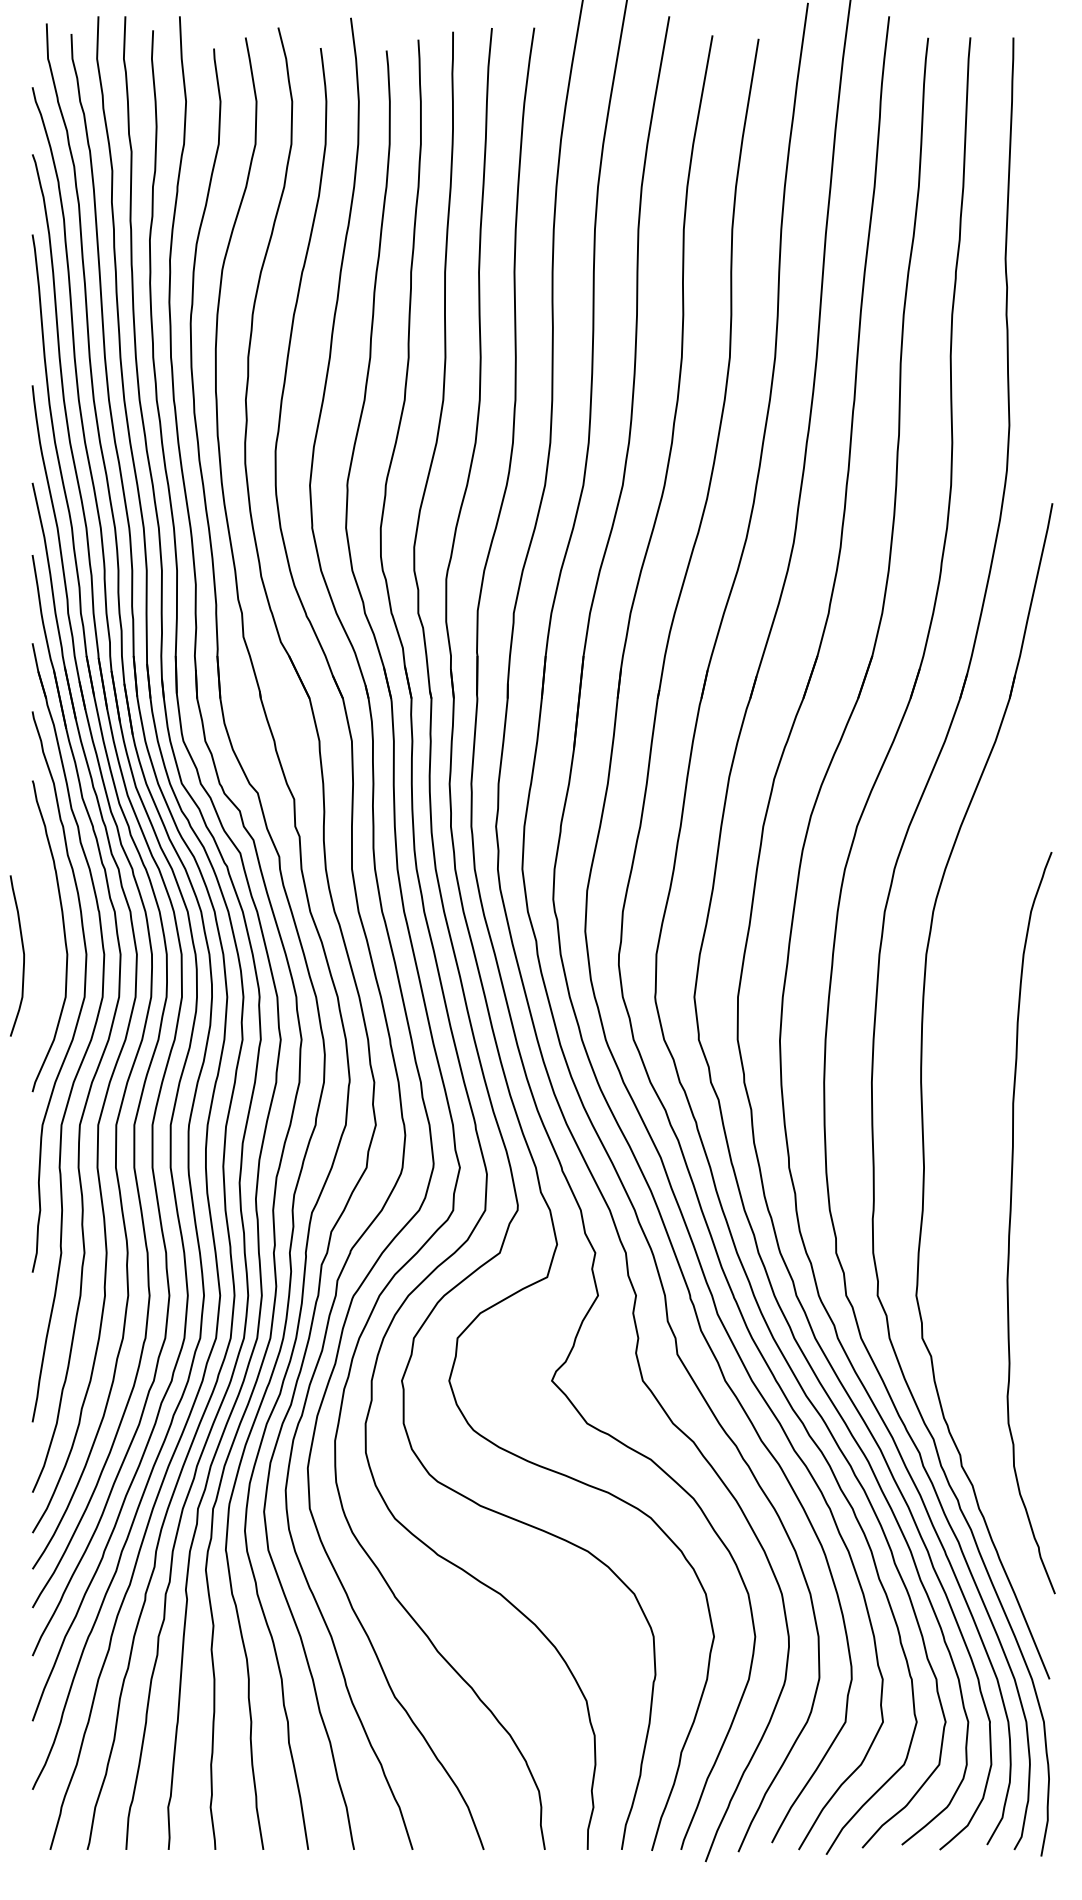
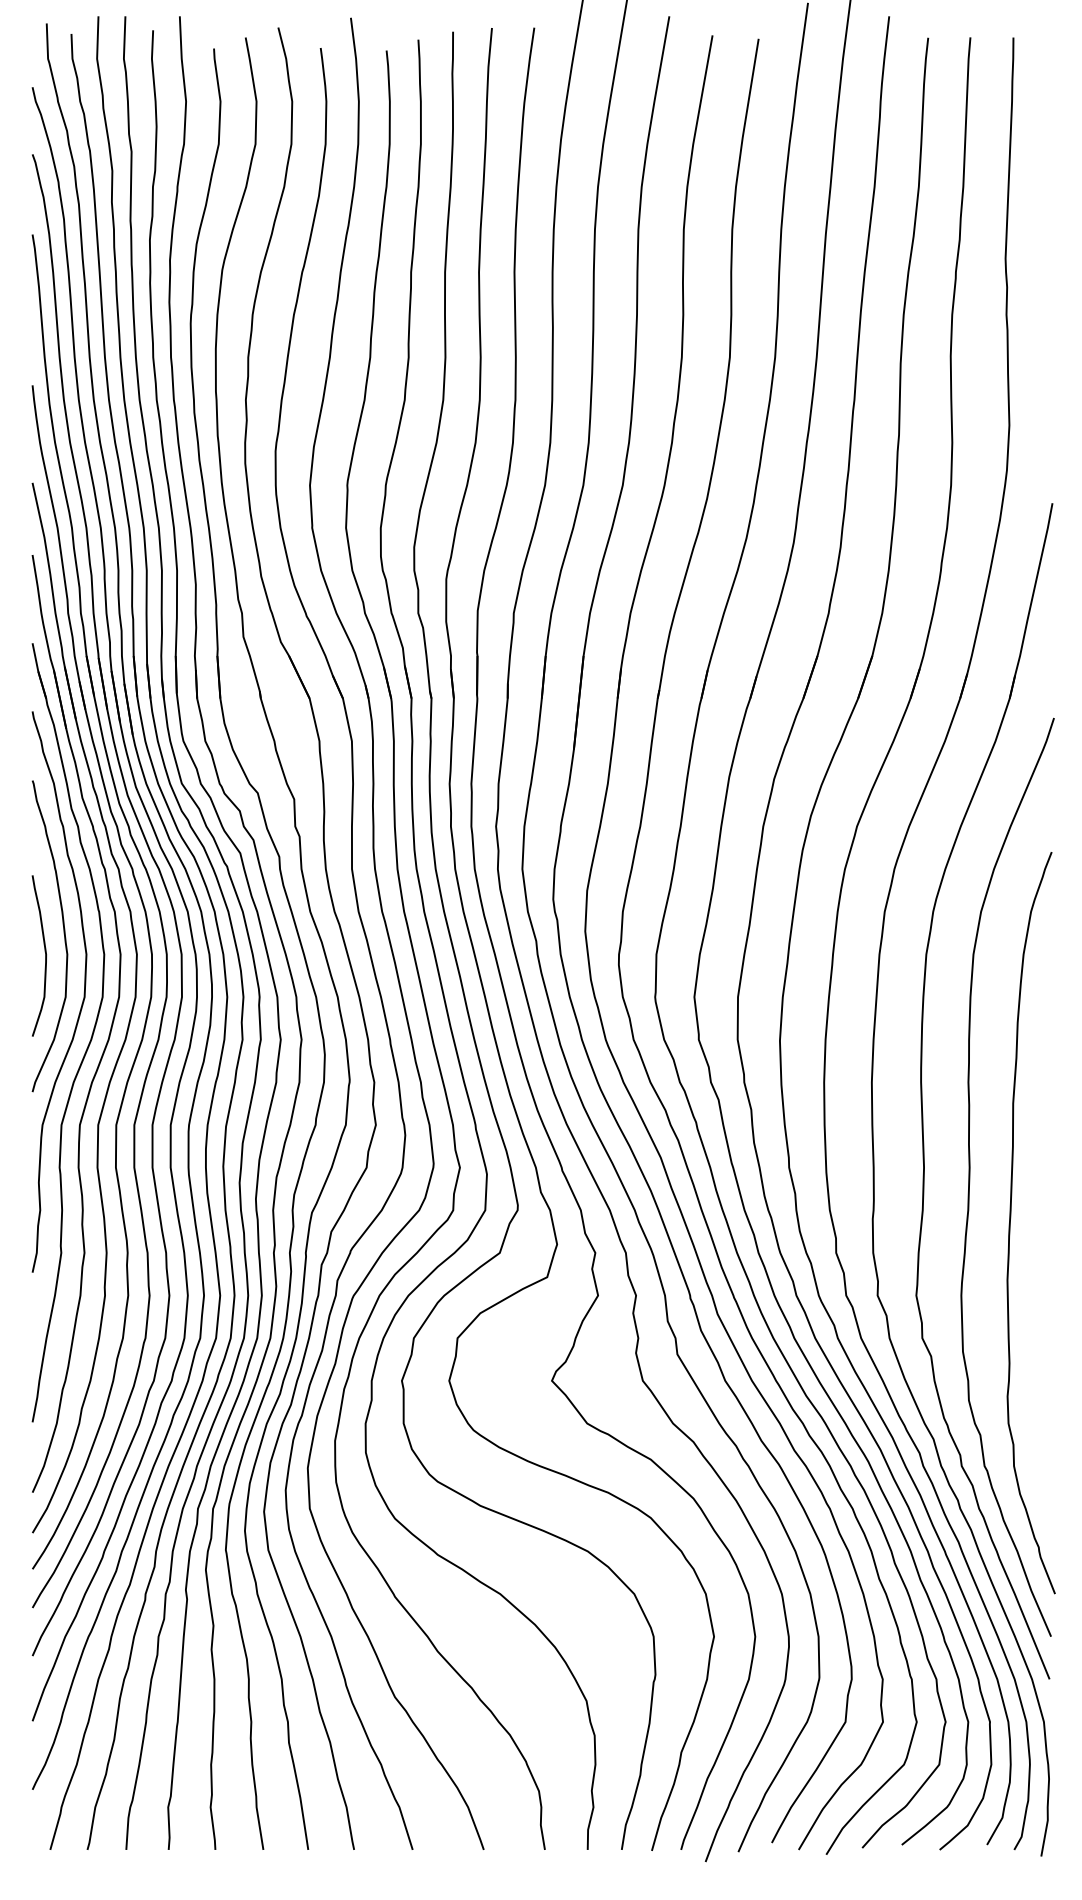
curve position: (23, 955) -> (45, 955) (45, 955)
curve: none -> present (970, 1176)
